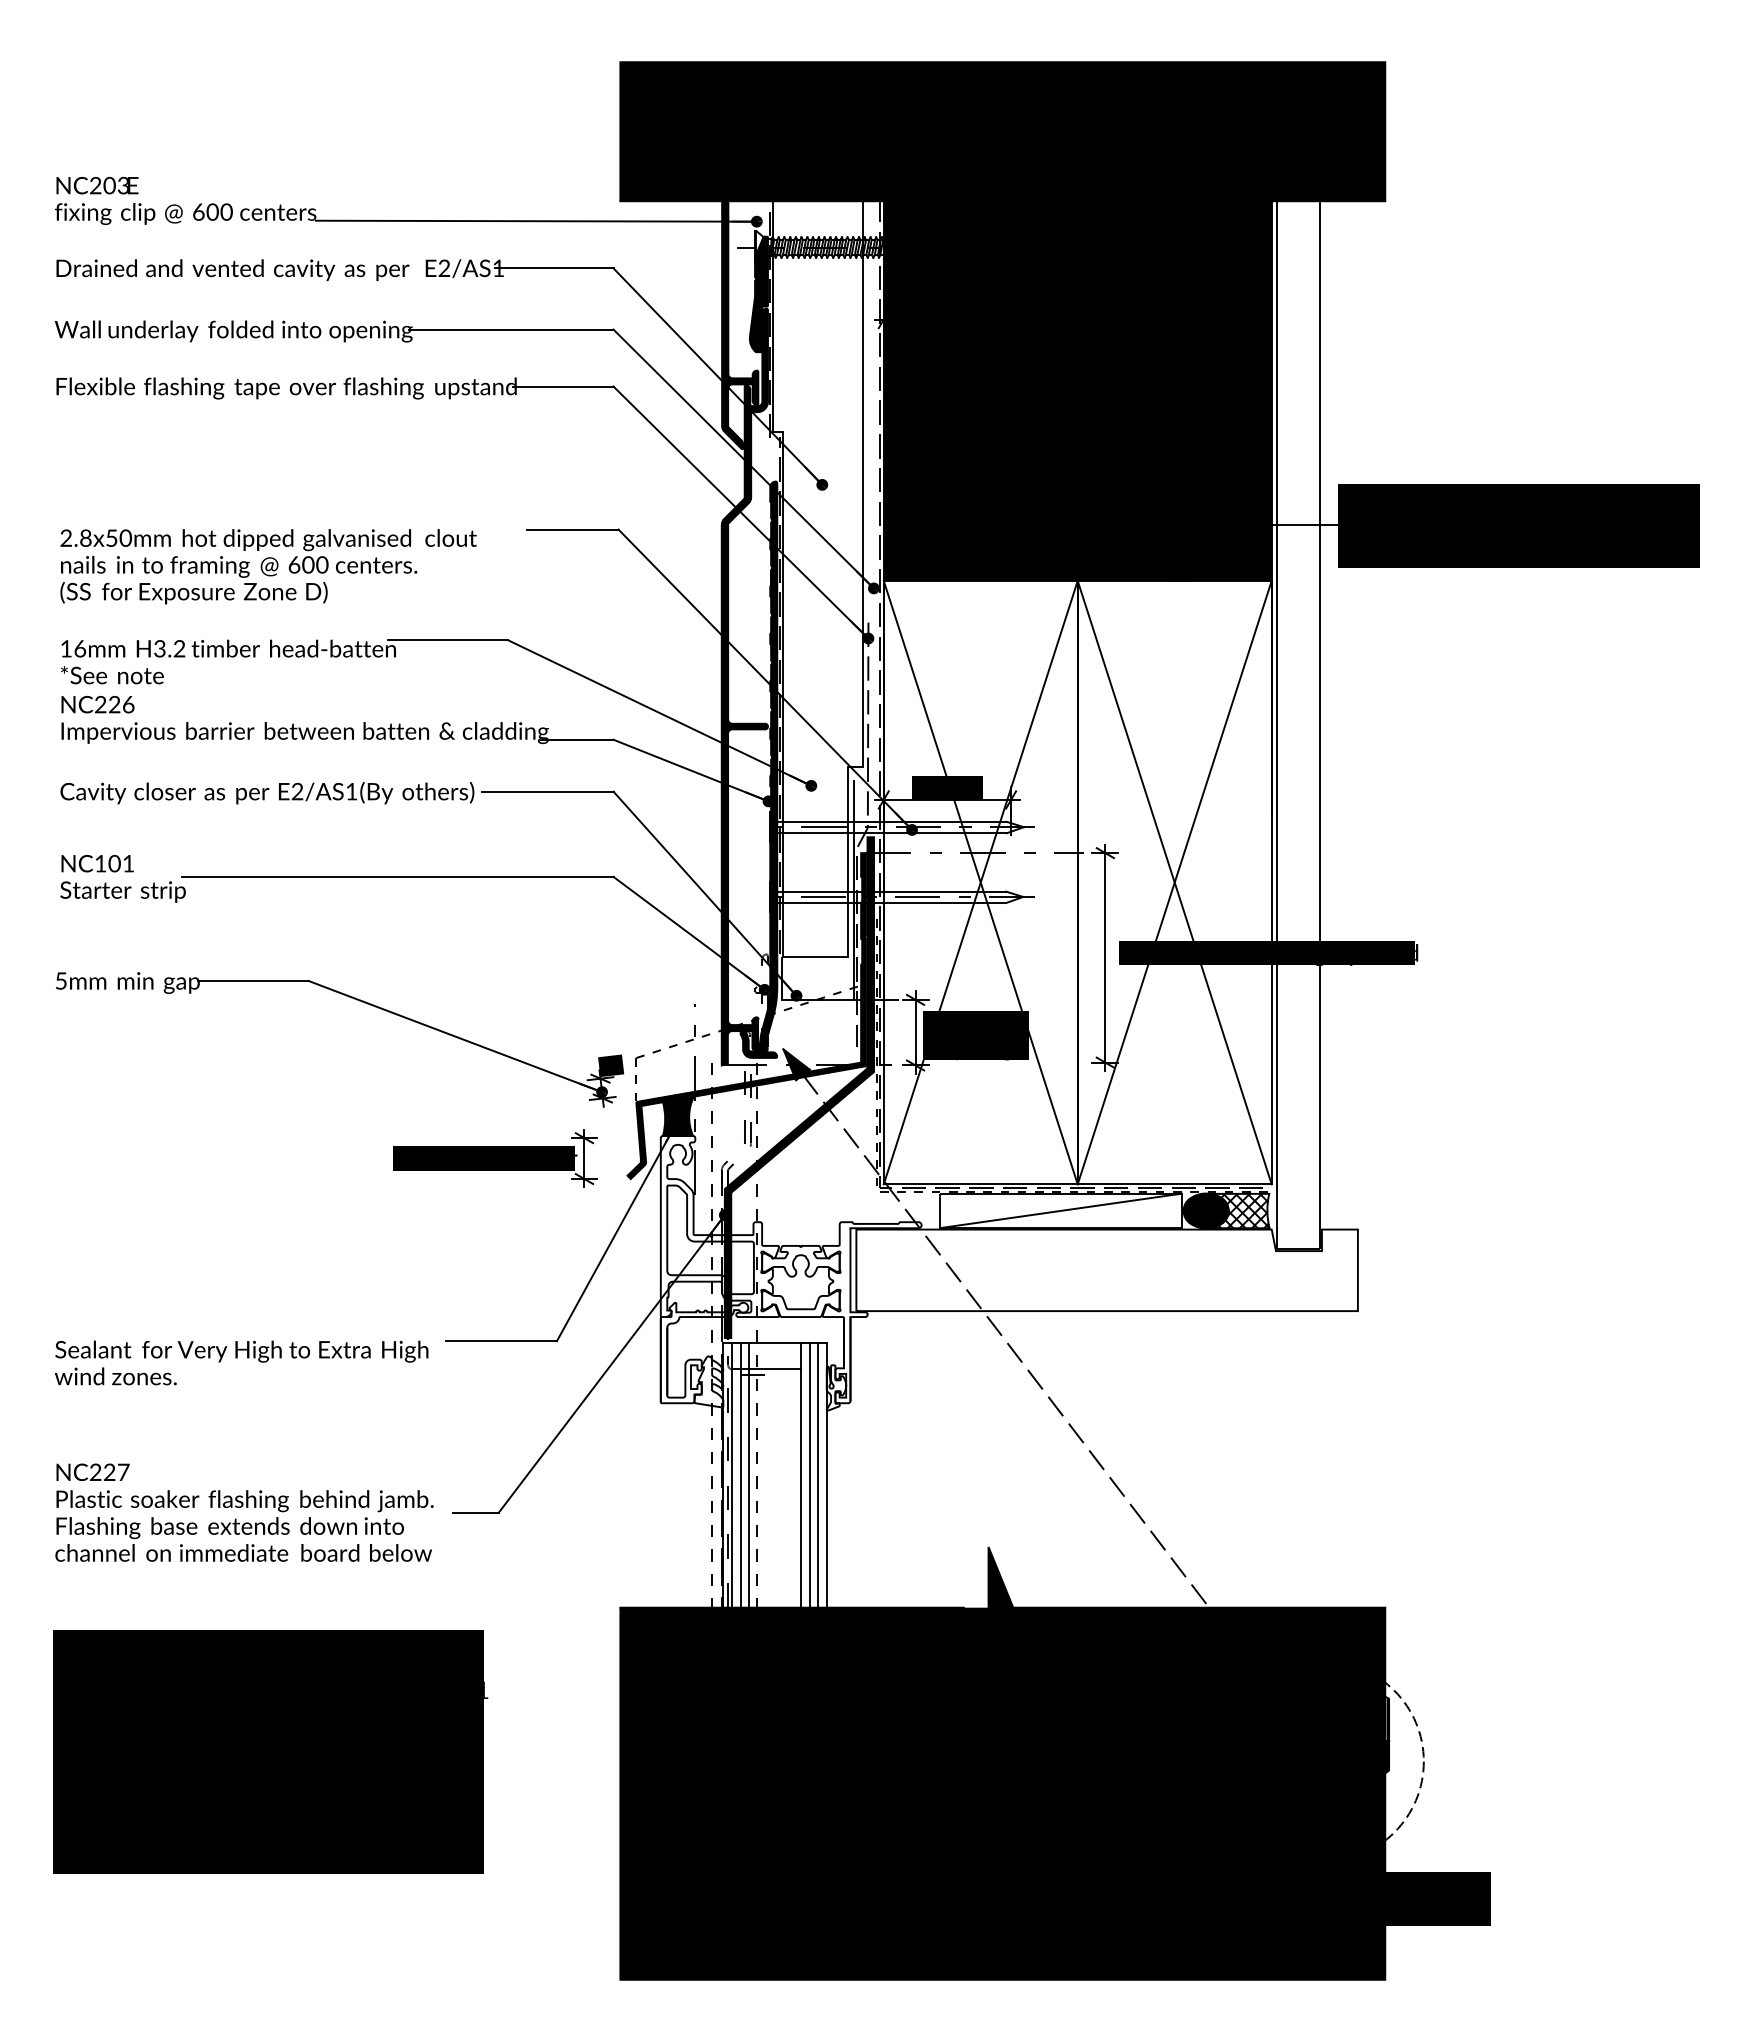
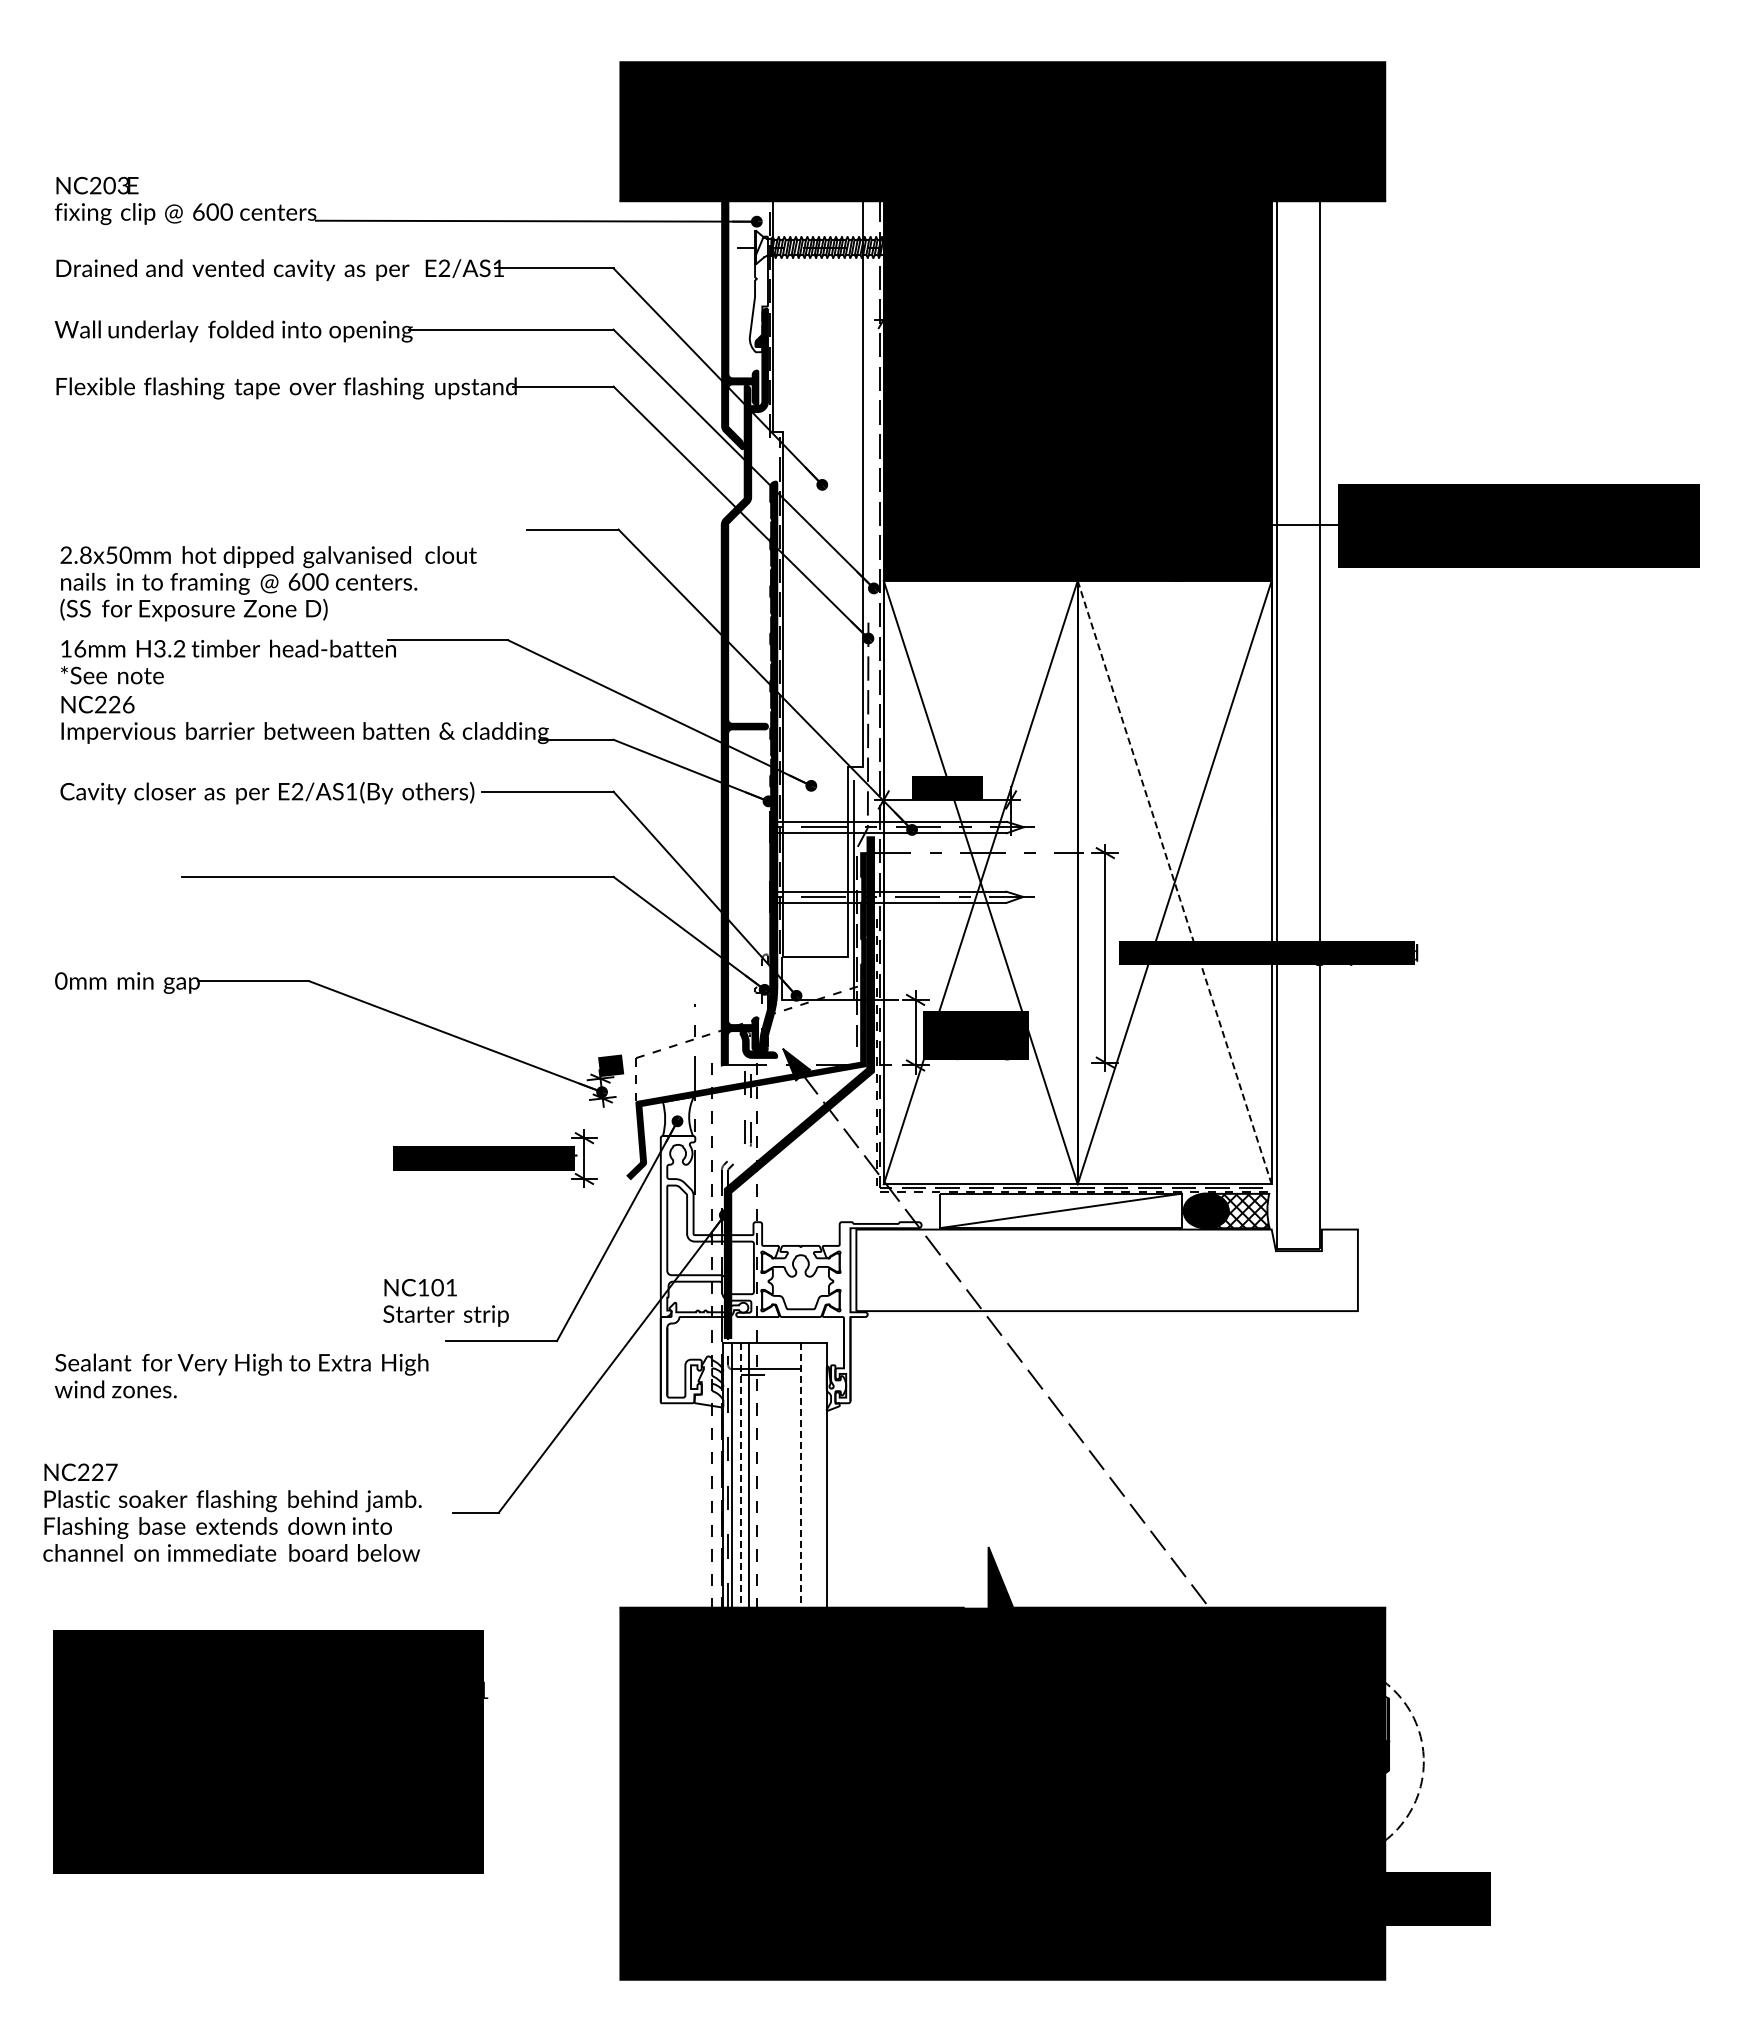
fill: present -> none (758, 294)
text position: (268, 566) -> (268, 583) (268, 583)
text position: (122, 878) -> (445, 1302) (445, 1302)
line: solid -> dashed (1174, 882)
text: 5mm -> 0mm (61, 980)
fill: present -> none (677, 1115)
text position: (241, 1362) -> (241, 1375) (241, 1375)
line: solid -> dashed (740, 1480)
line: solid -> dashed (800, 1480)
line: present -> none (809, 1480)
line: present -> none (818, 1480)
text position: (244, 1512) -> (232, 1512) (232, 1512)
